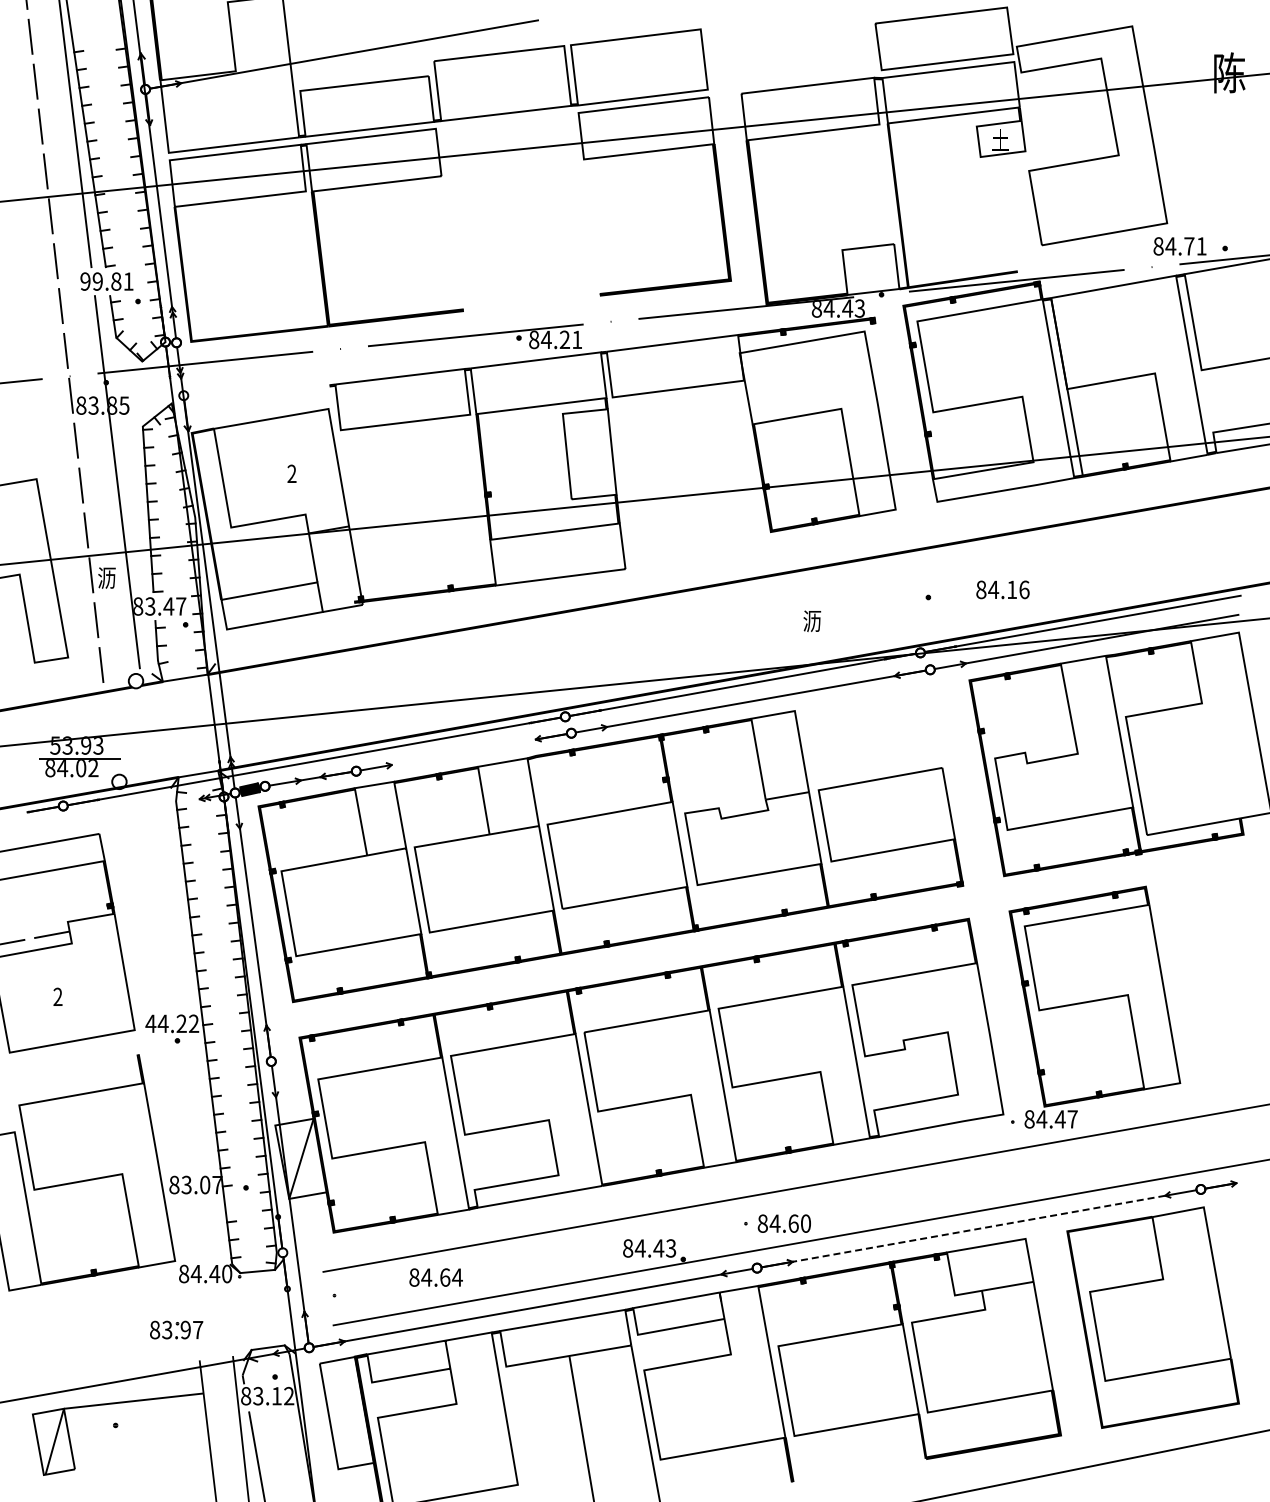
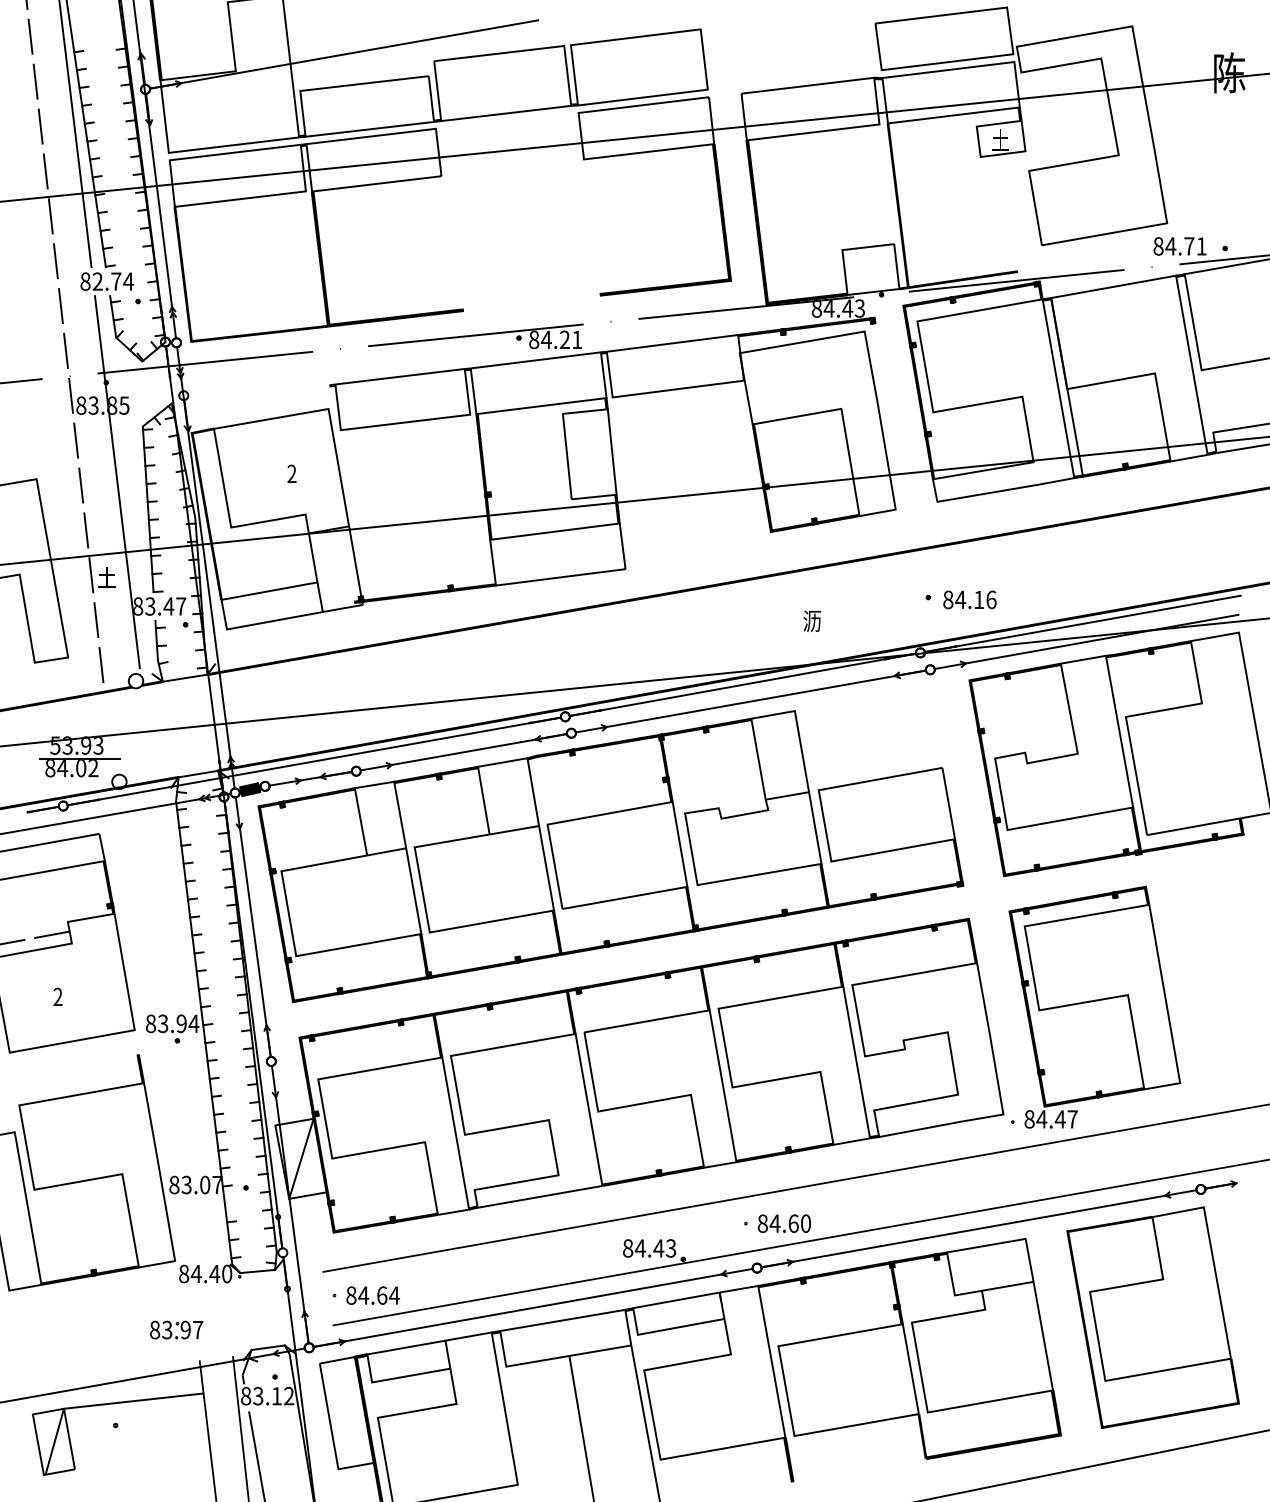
text: 99.81 -> 82.74 (107, 281)
text: 沥 -> 土 (106, 577)
text position: (1002, 589) -> (969, 599) (969, 599)
line: none -> present (463, 751)
line: none -> present (100, 816)
text: 44.22 -> 83.94 (172, 1023)
line: dashed -> solid (978, 1228)
text position: (435, 1277) -> (372, 1295) (372, 1295)
